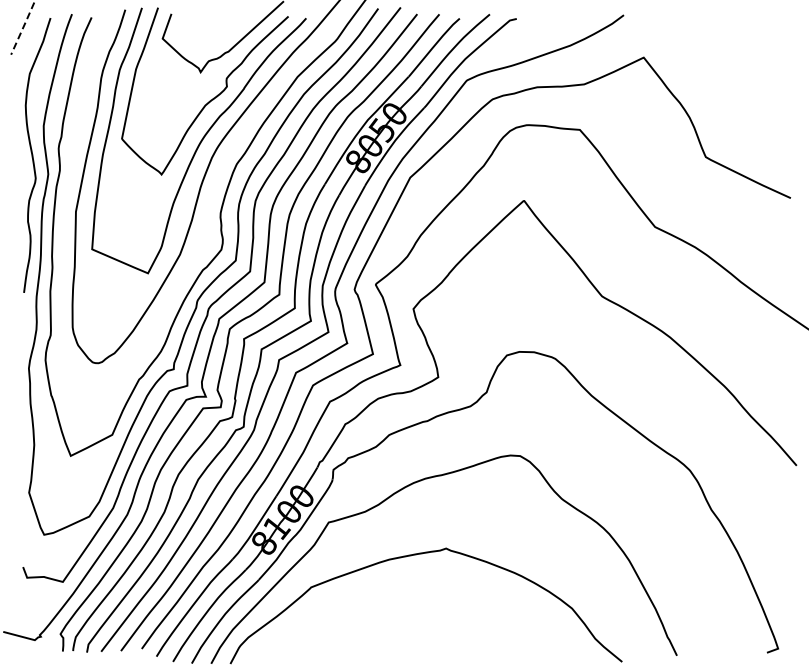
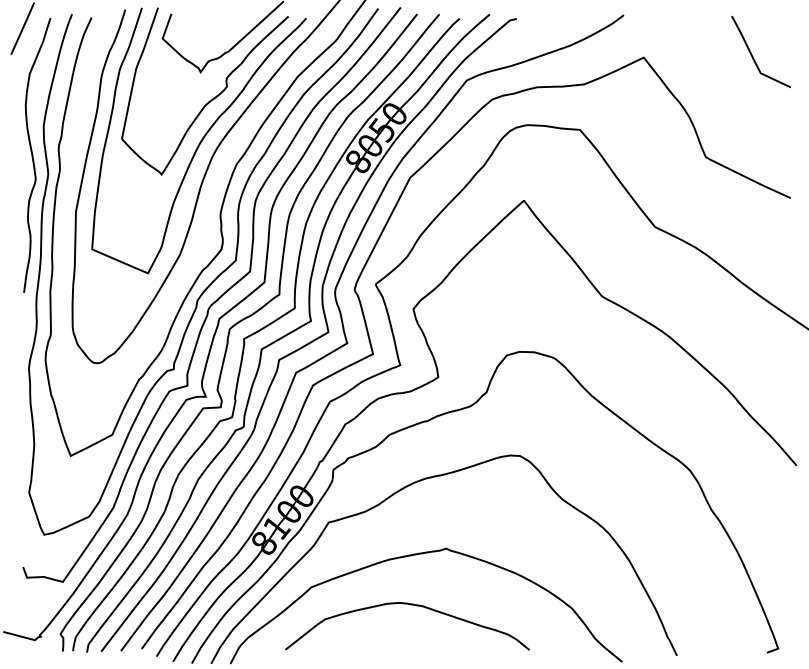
line: dashed -> solid (22, 28)
curve: none -> present (753, 56)
curve: none -> present (410, 605)
